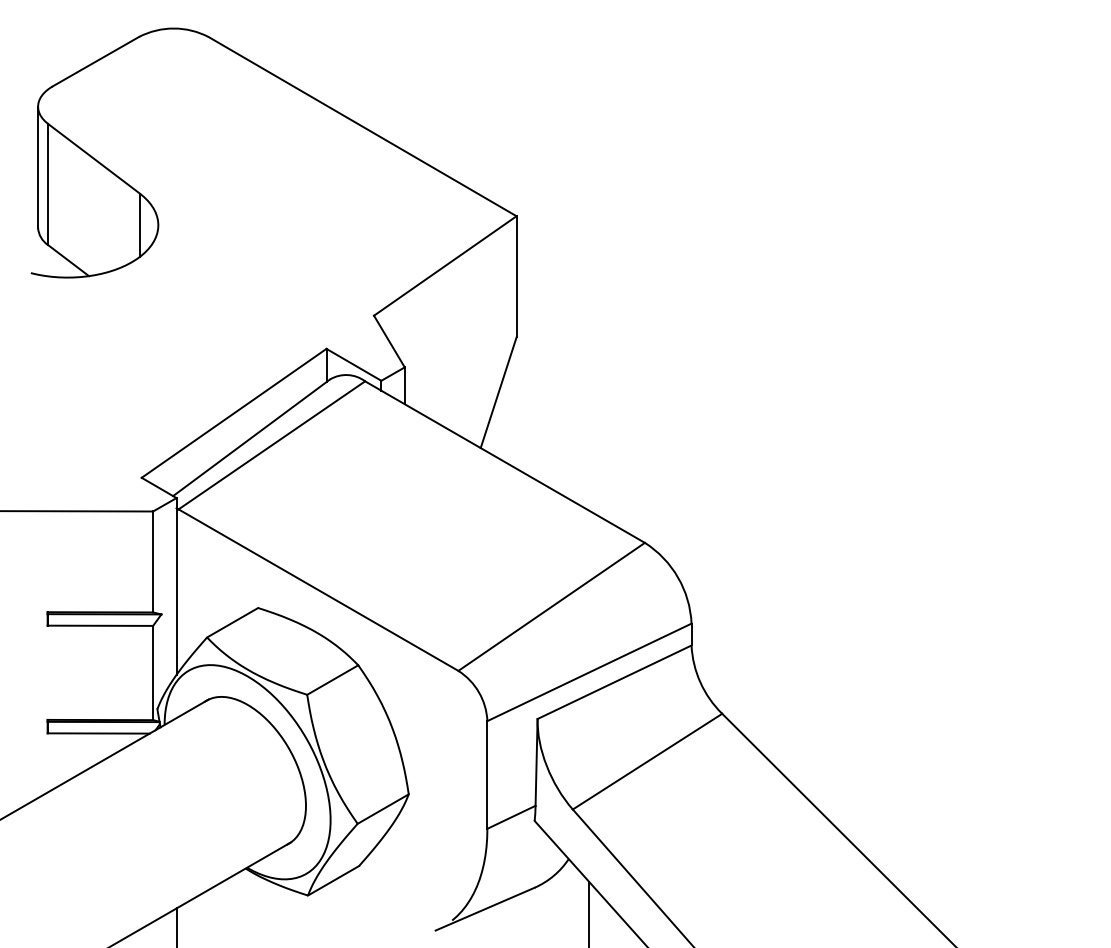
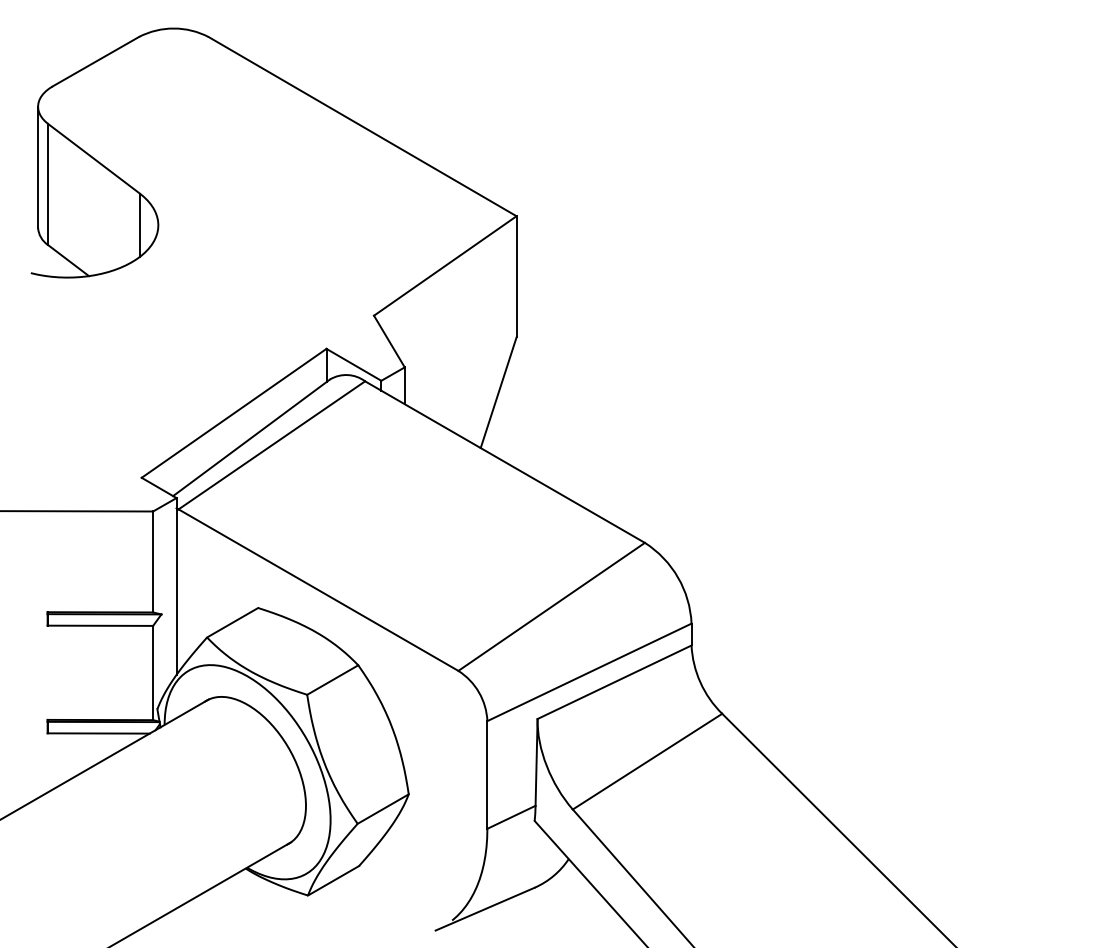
line: present -> none (589, 913)
line: present -> none (176, 926)
